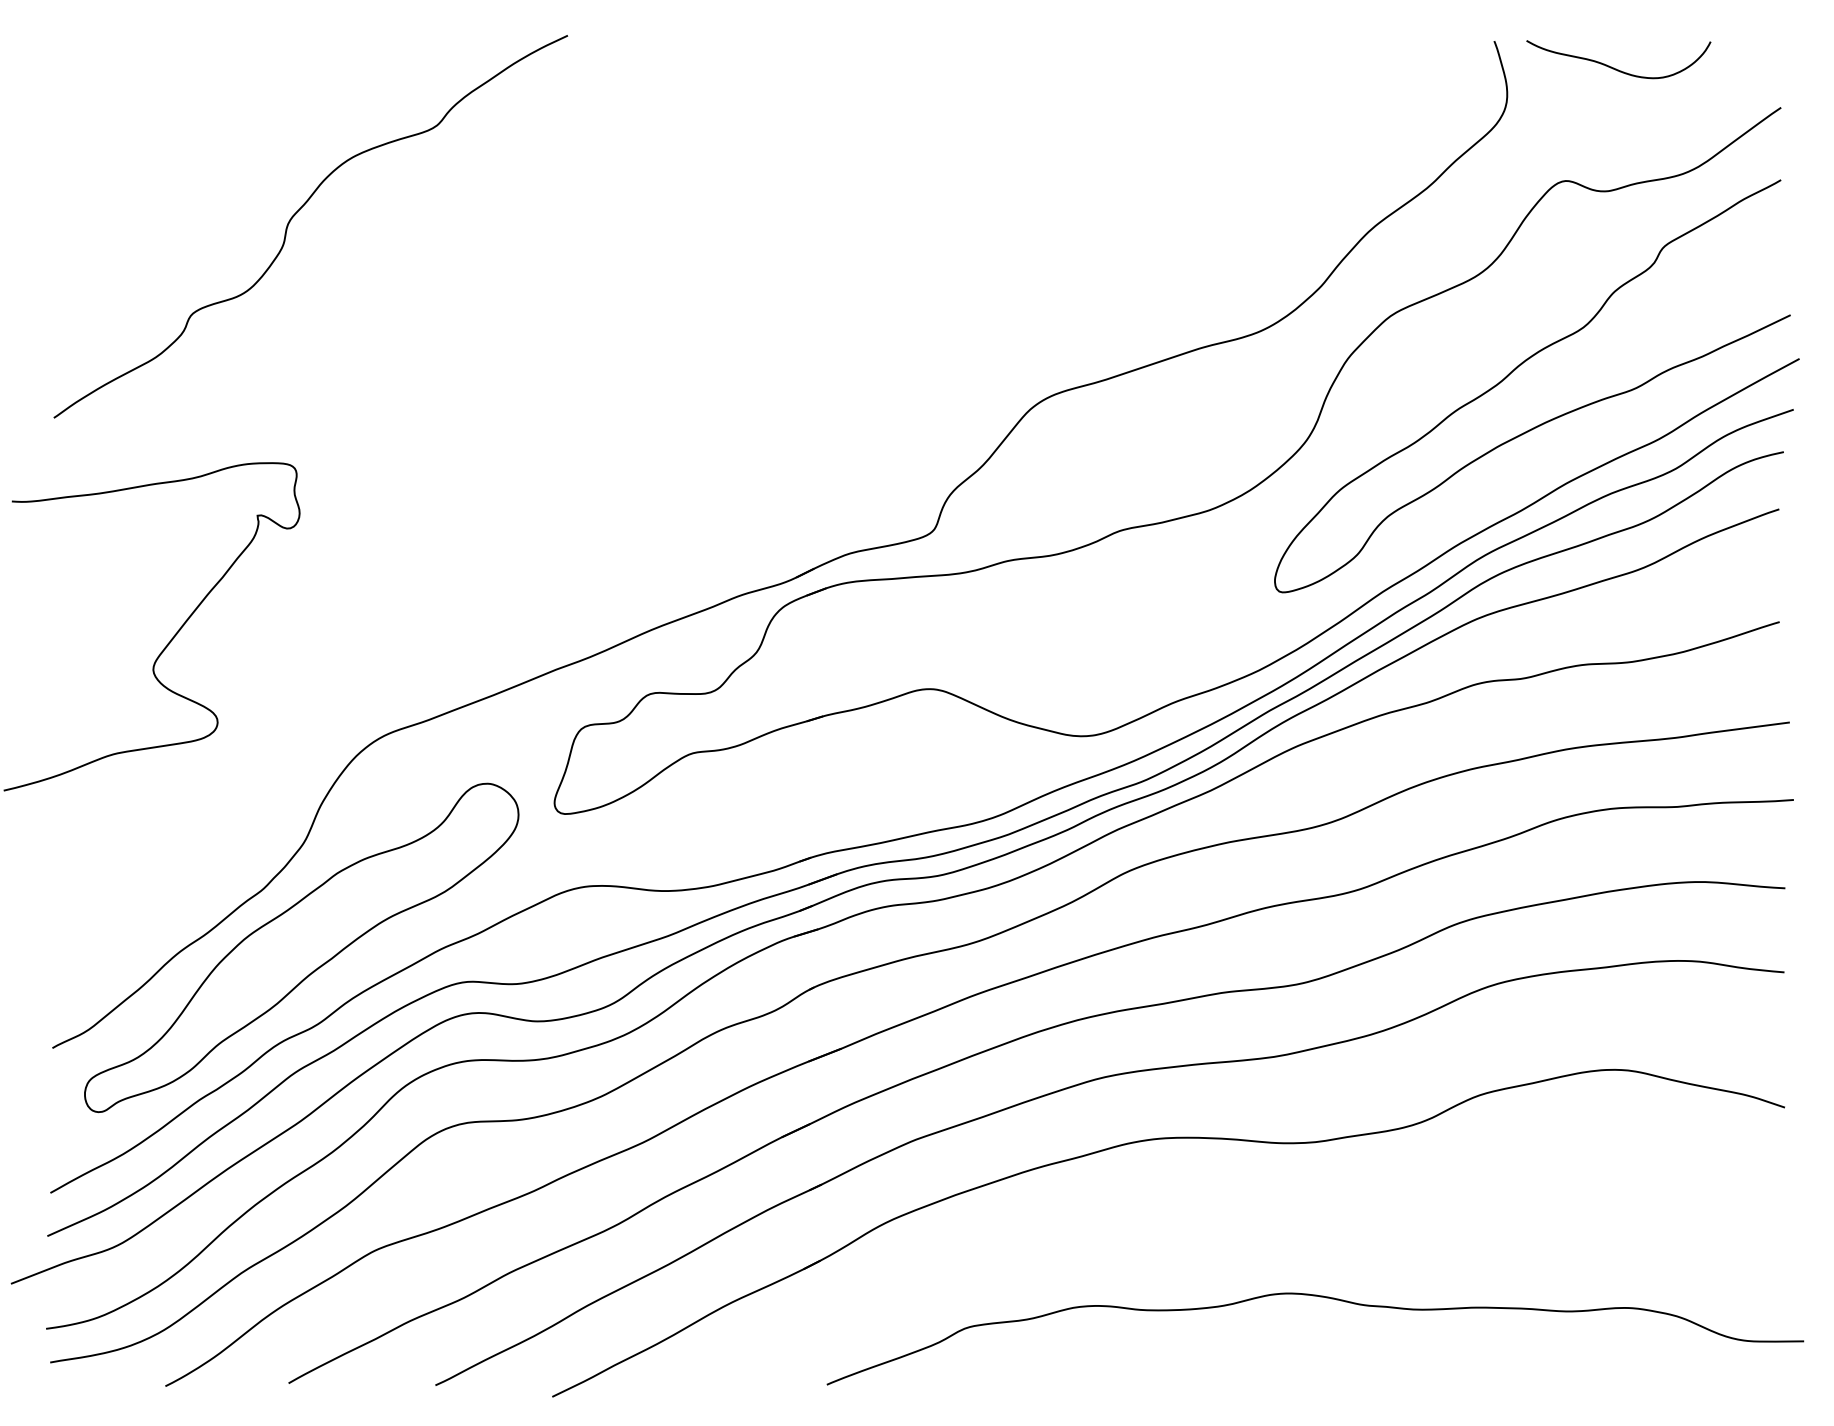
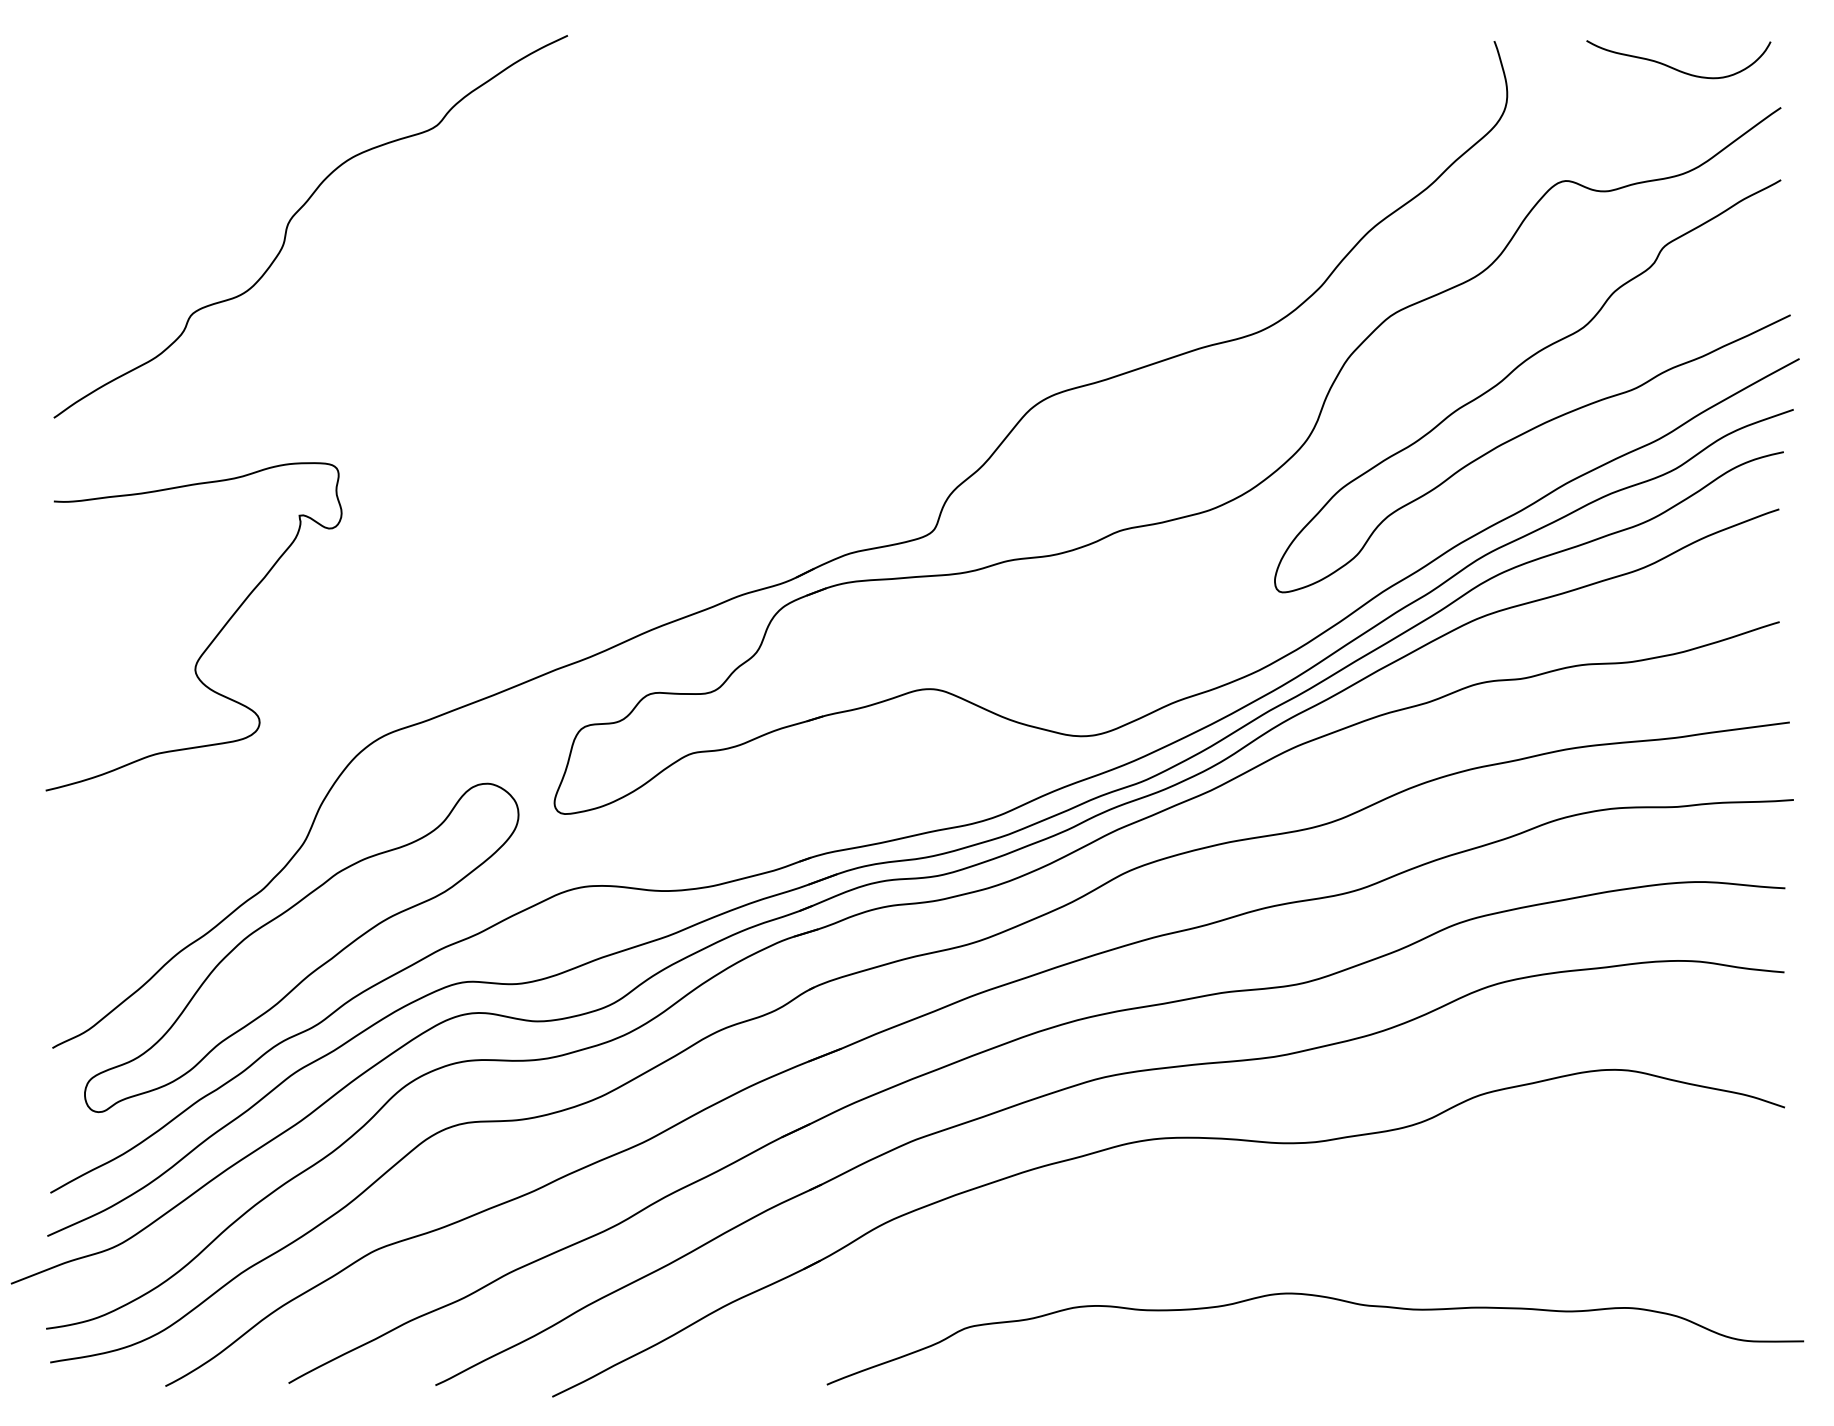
curve position: (1616, 68) -> (1676, 68) (1676, 68)
curve position: (170, 639) -> (212, 639) (212, 639)
